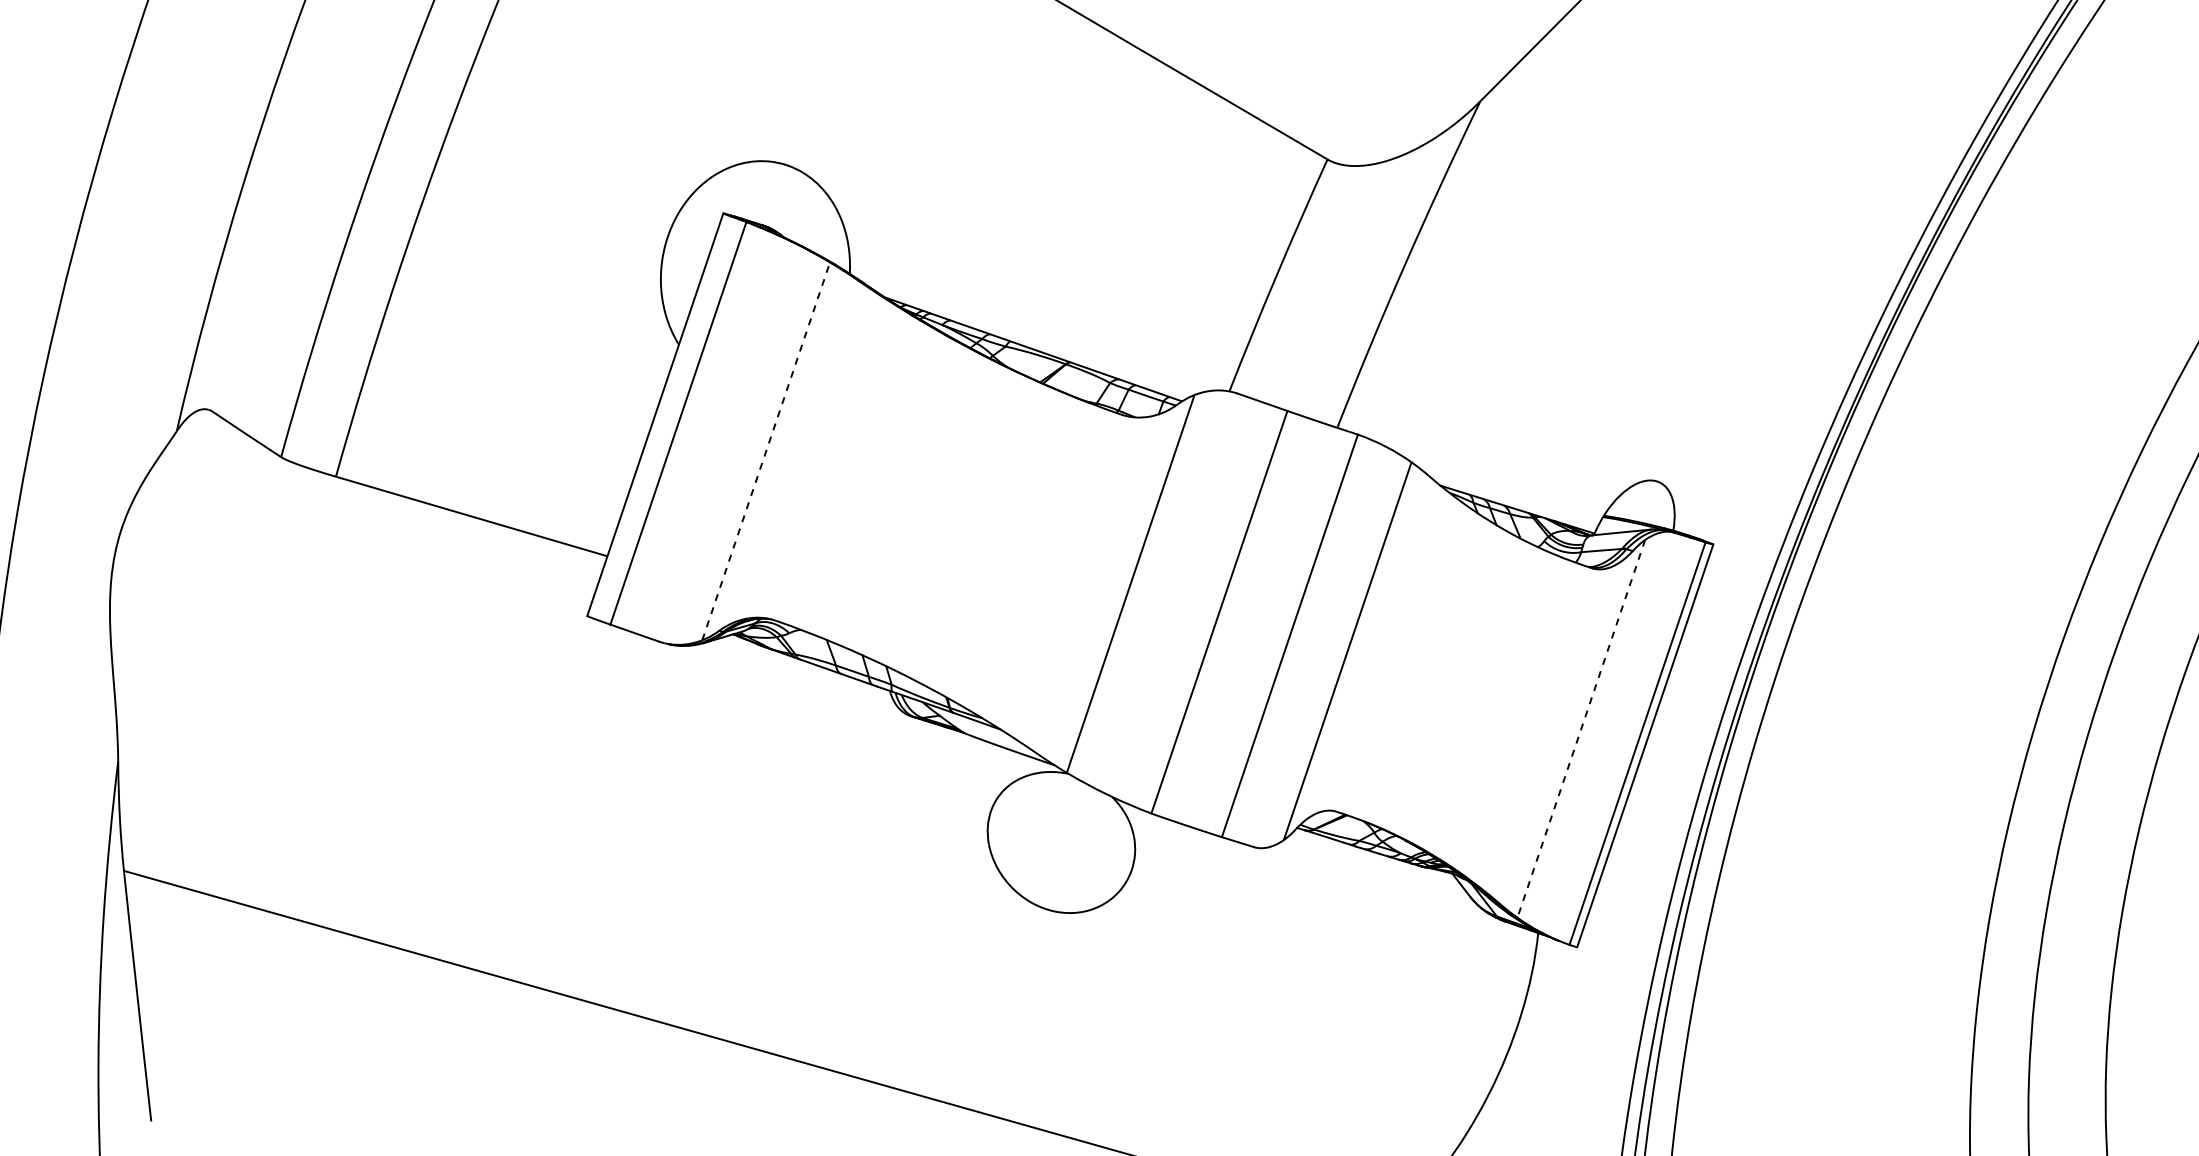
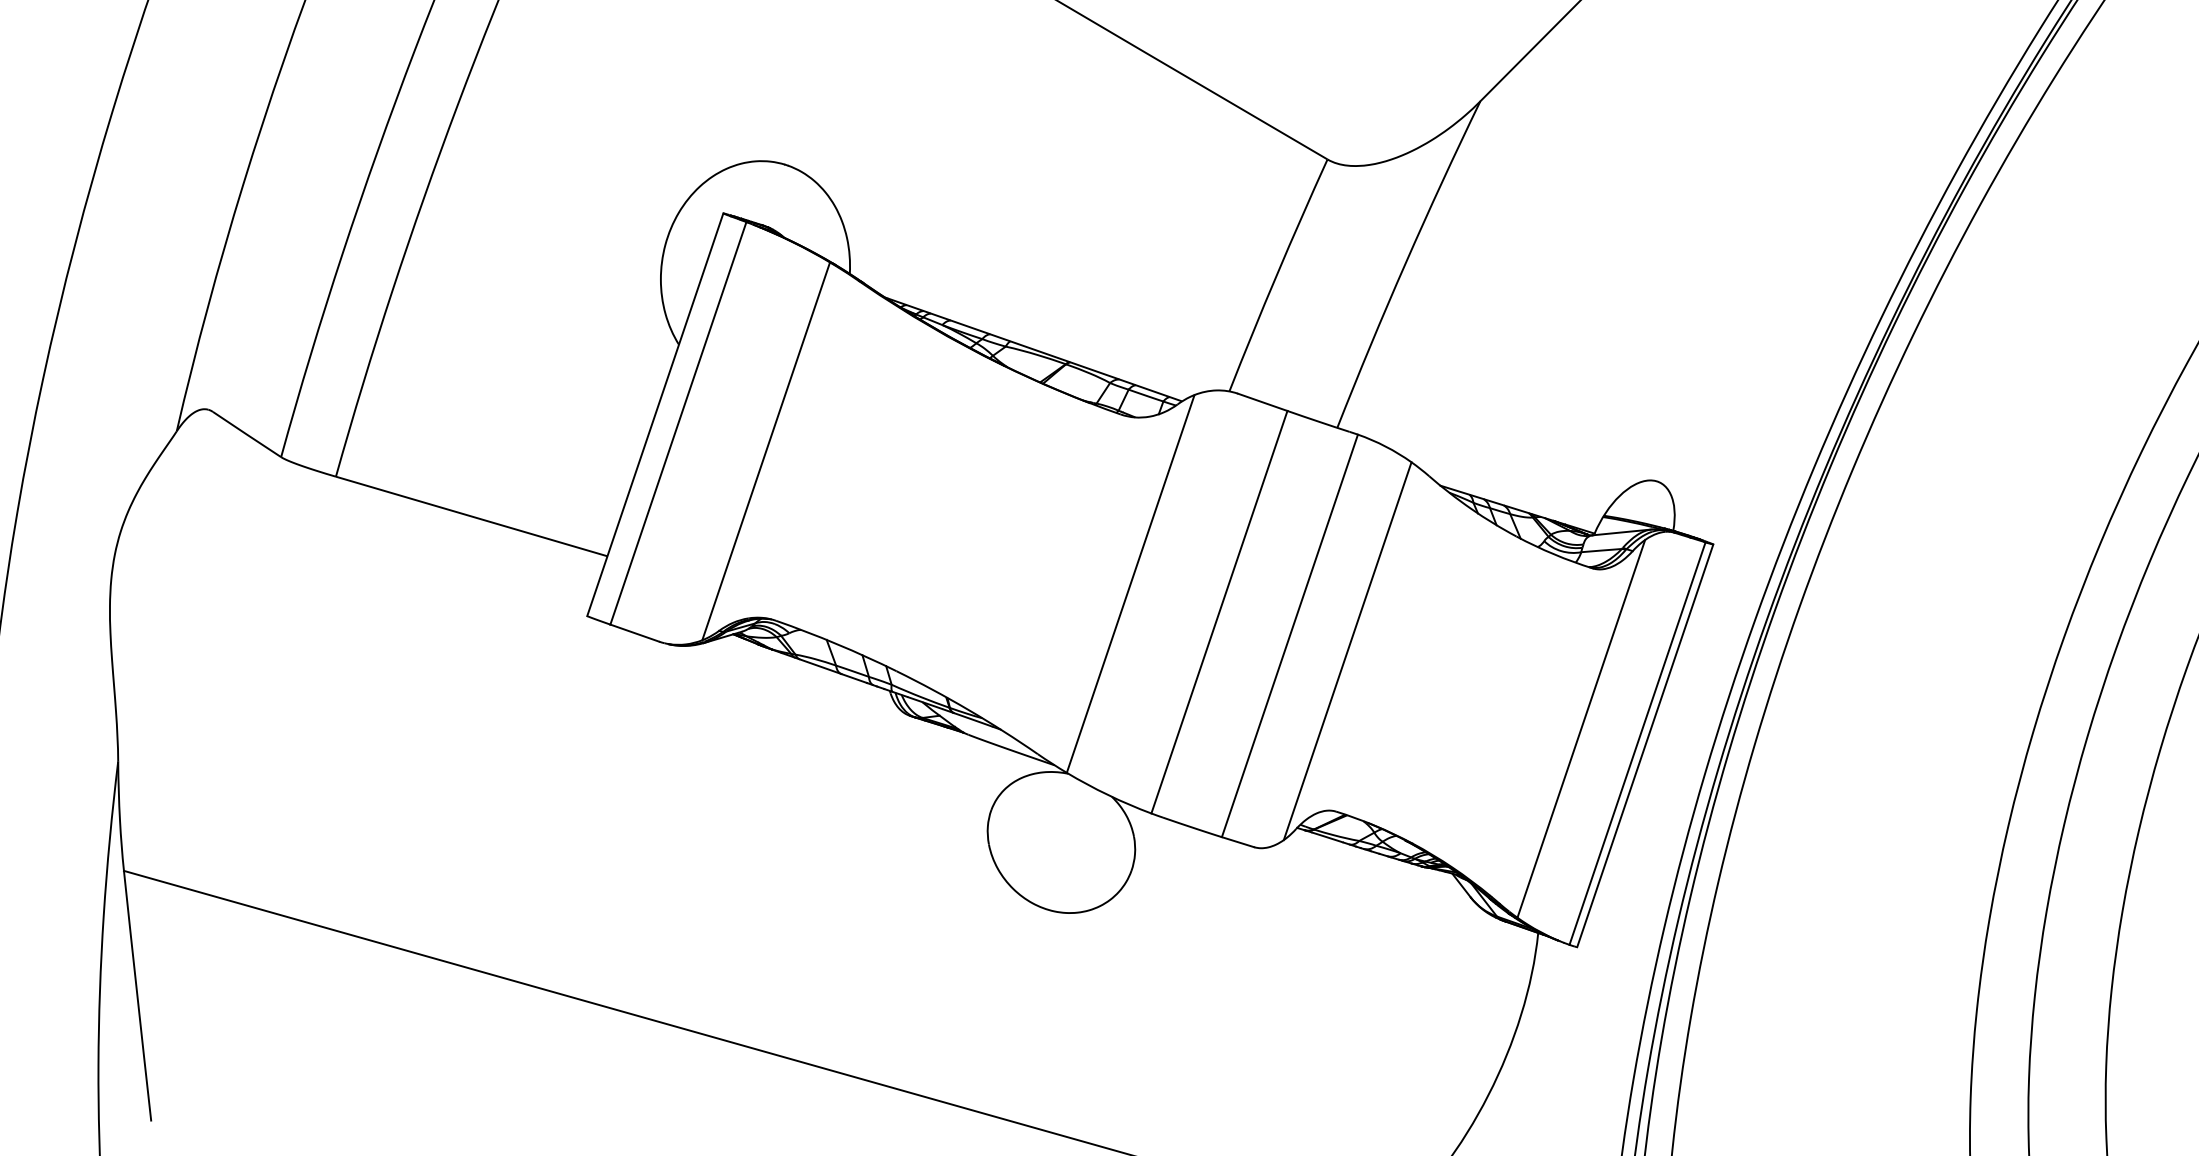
line: dashed -> solid (766, 450)
line: dashed -> solid (1581, 729)
